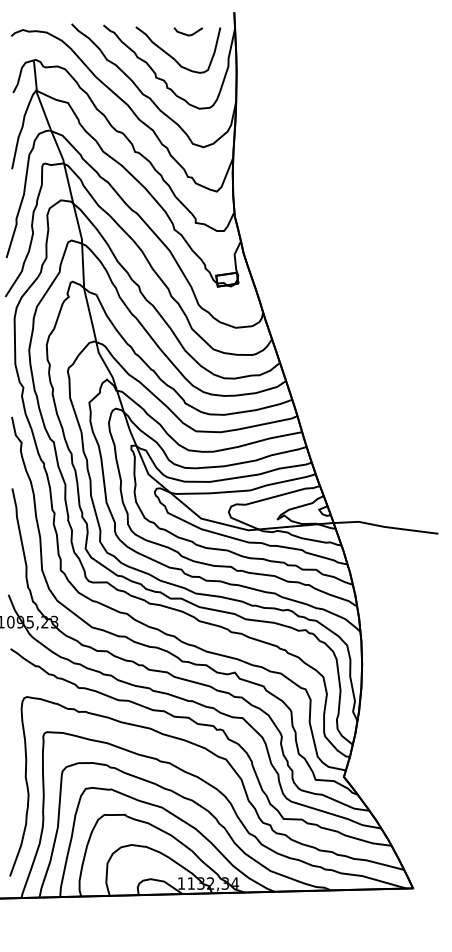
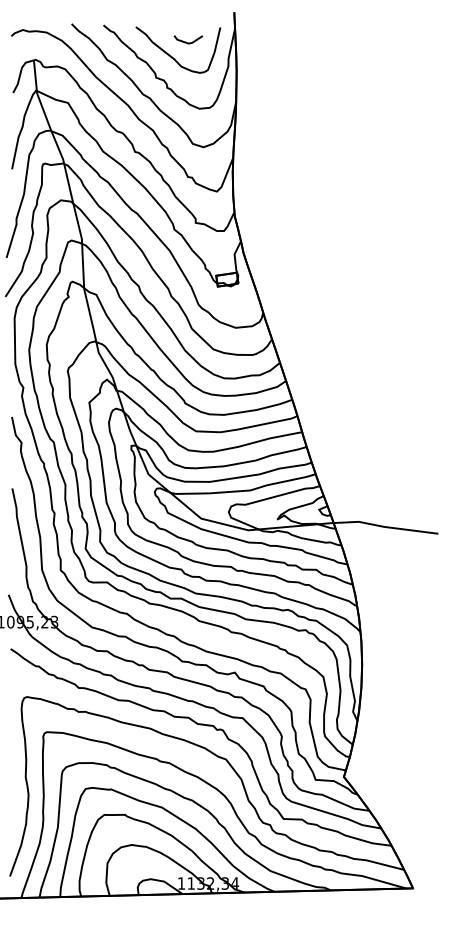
line position: (186, 33) -> (186, 41) (186, 41)
